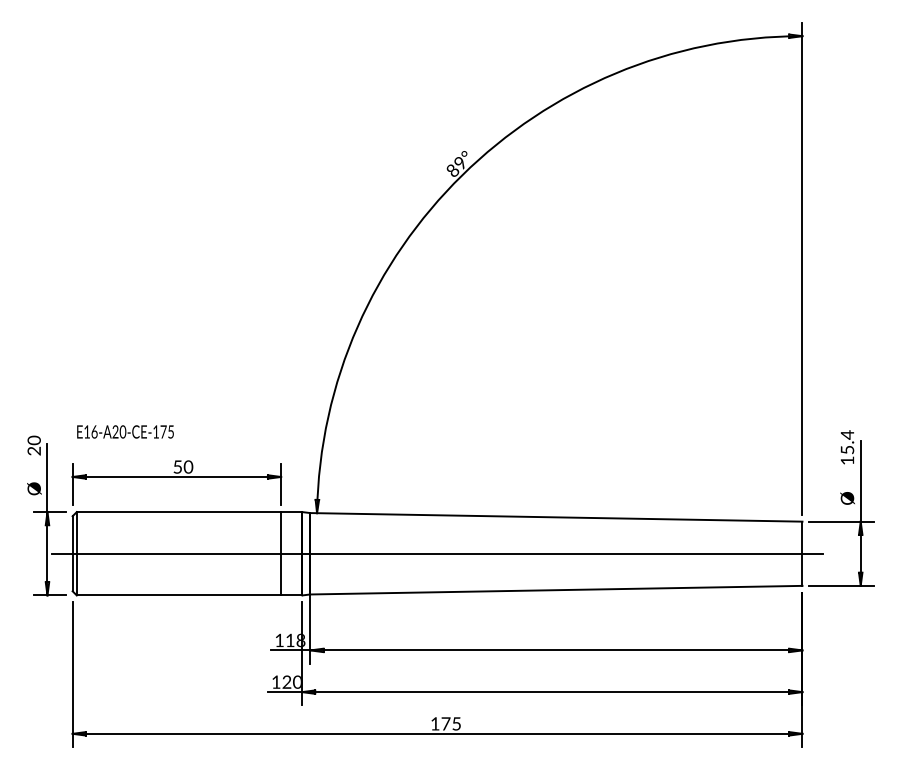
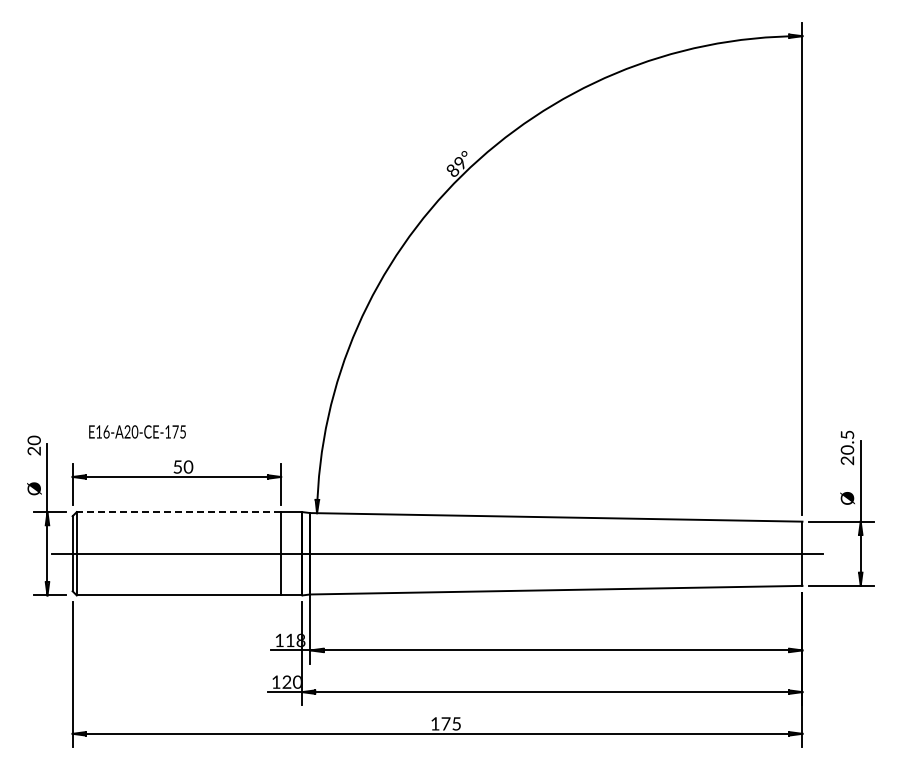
text position: (125, 431) -> (137, 431) (137, 431)
text: 15.4 -> 20.5 (847, 447)
line: solid -> dashed (178, 512)
